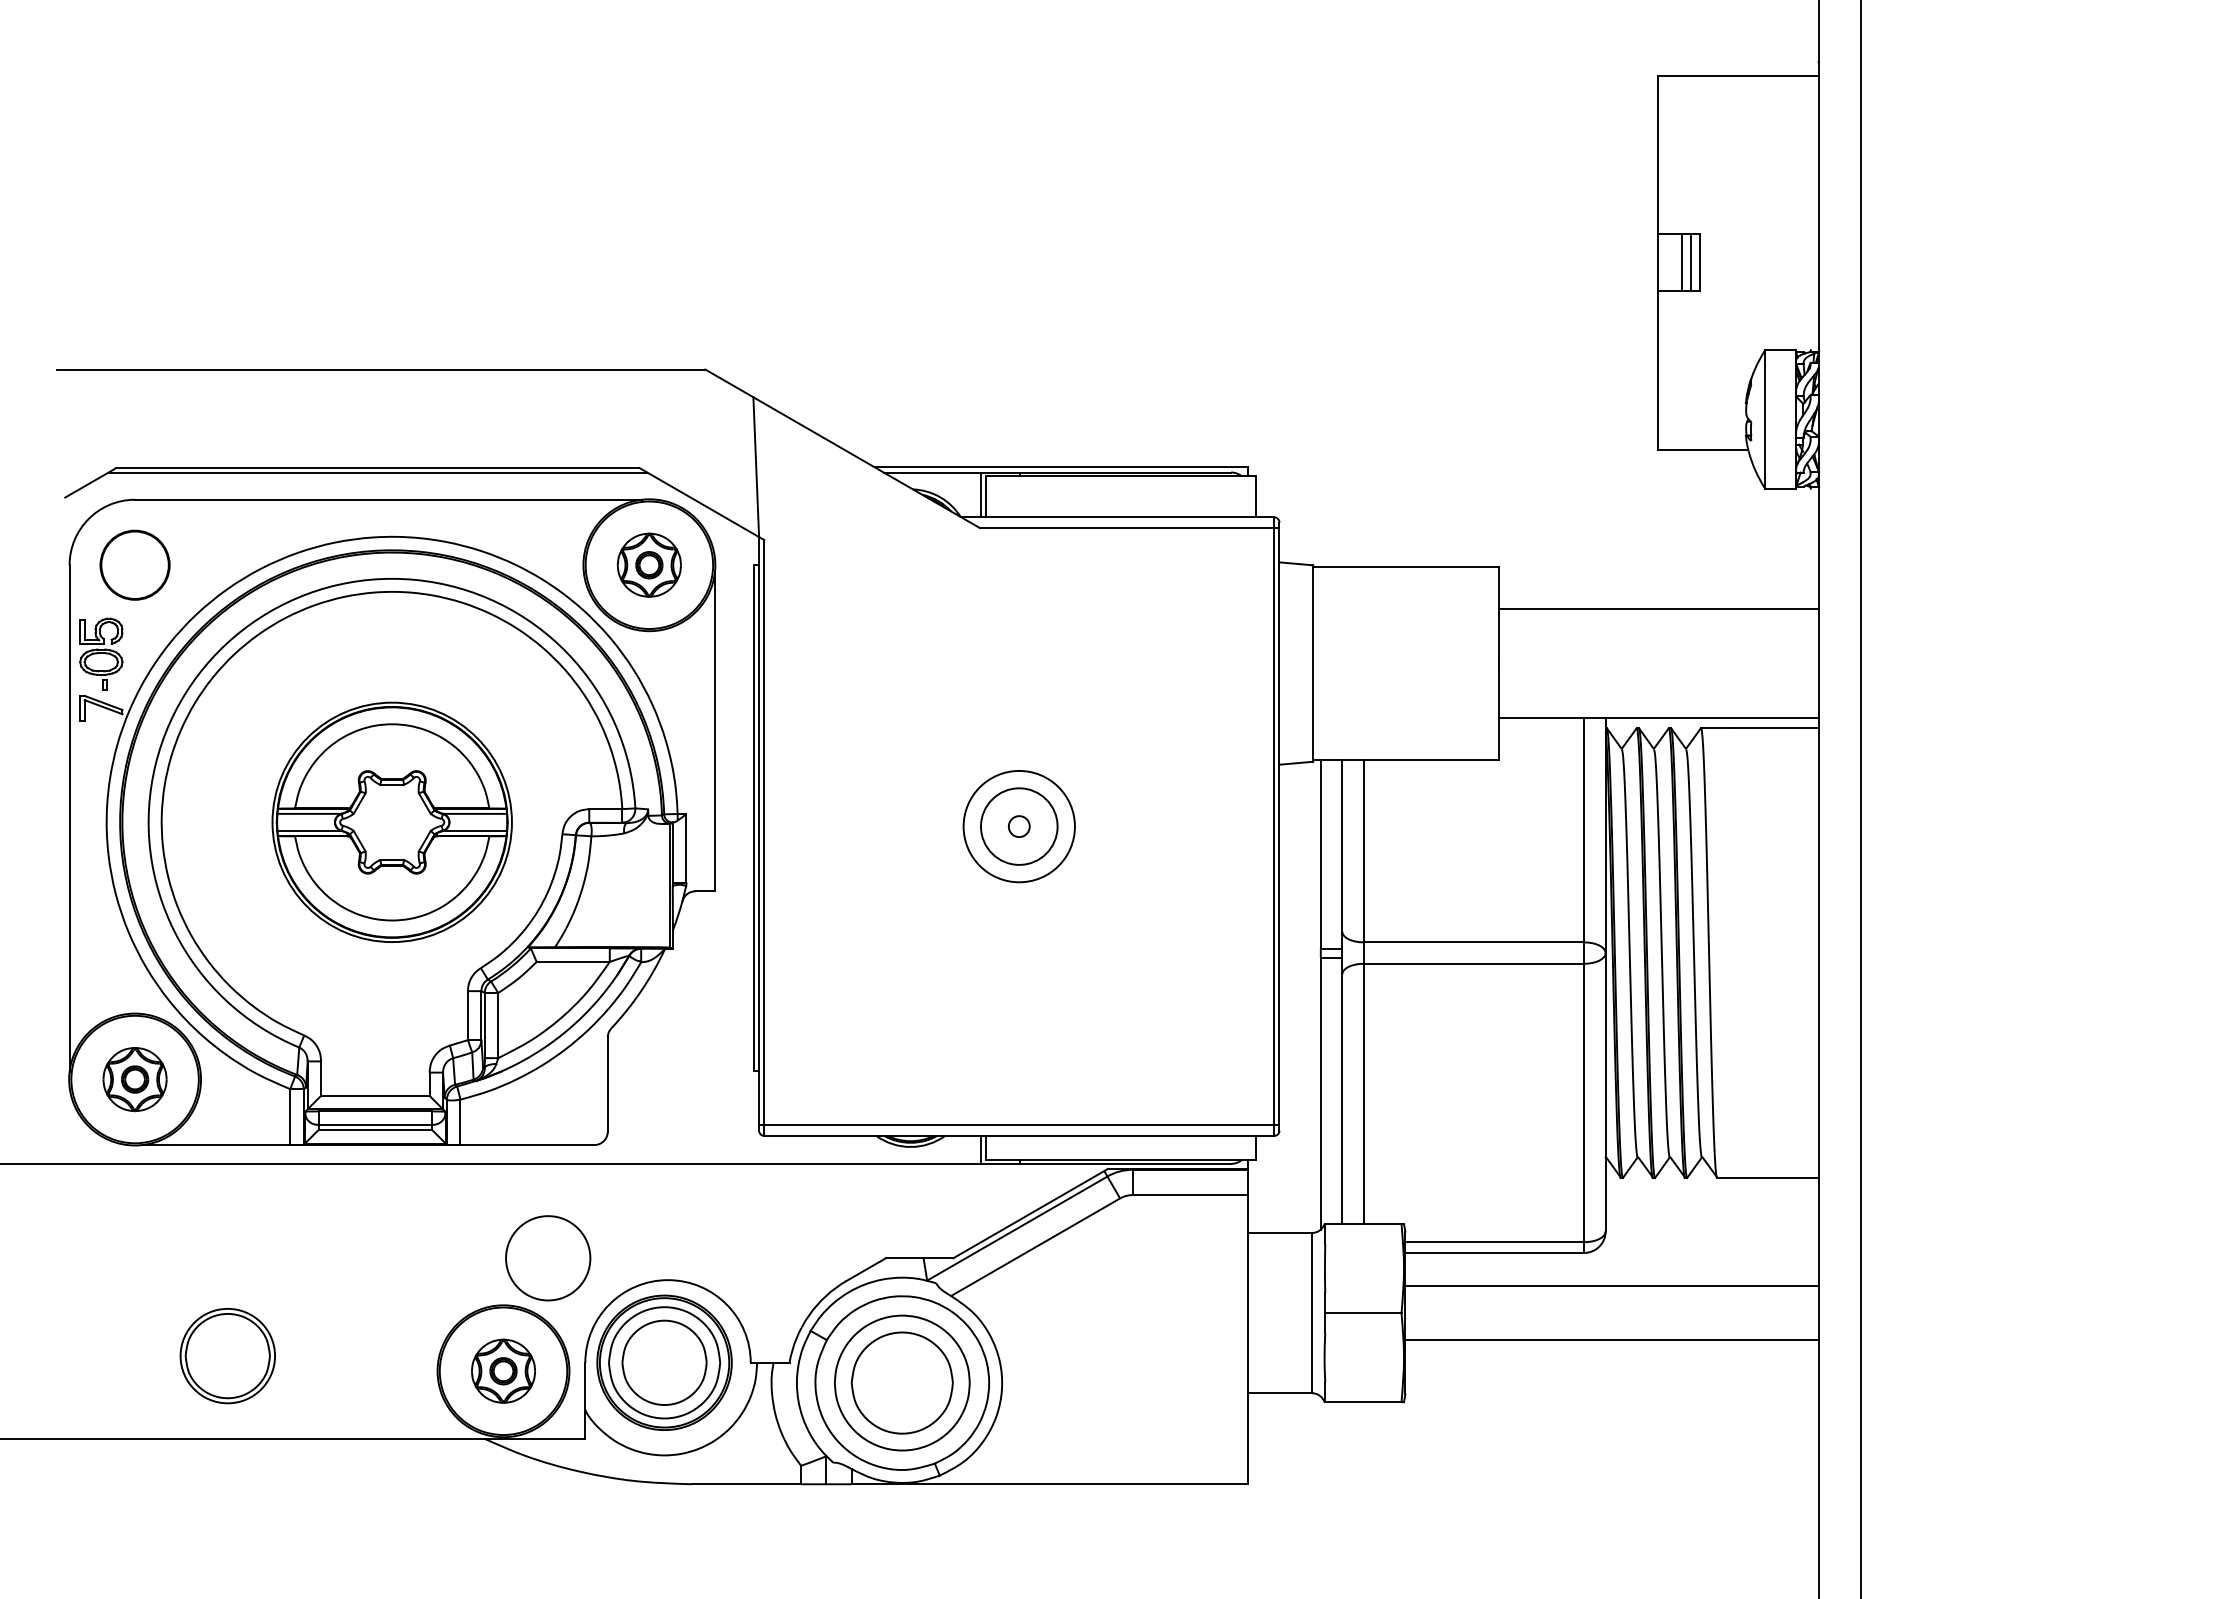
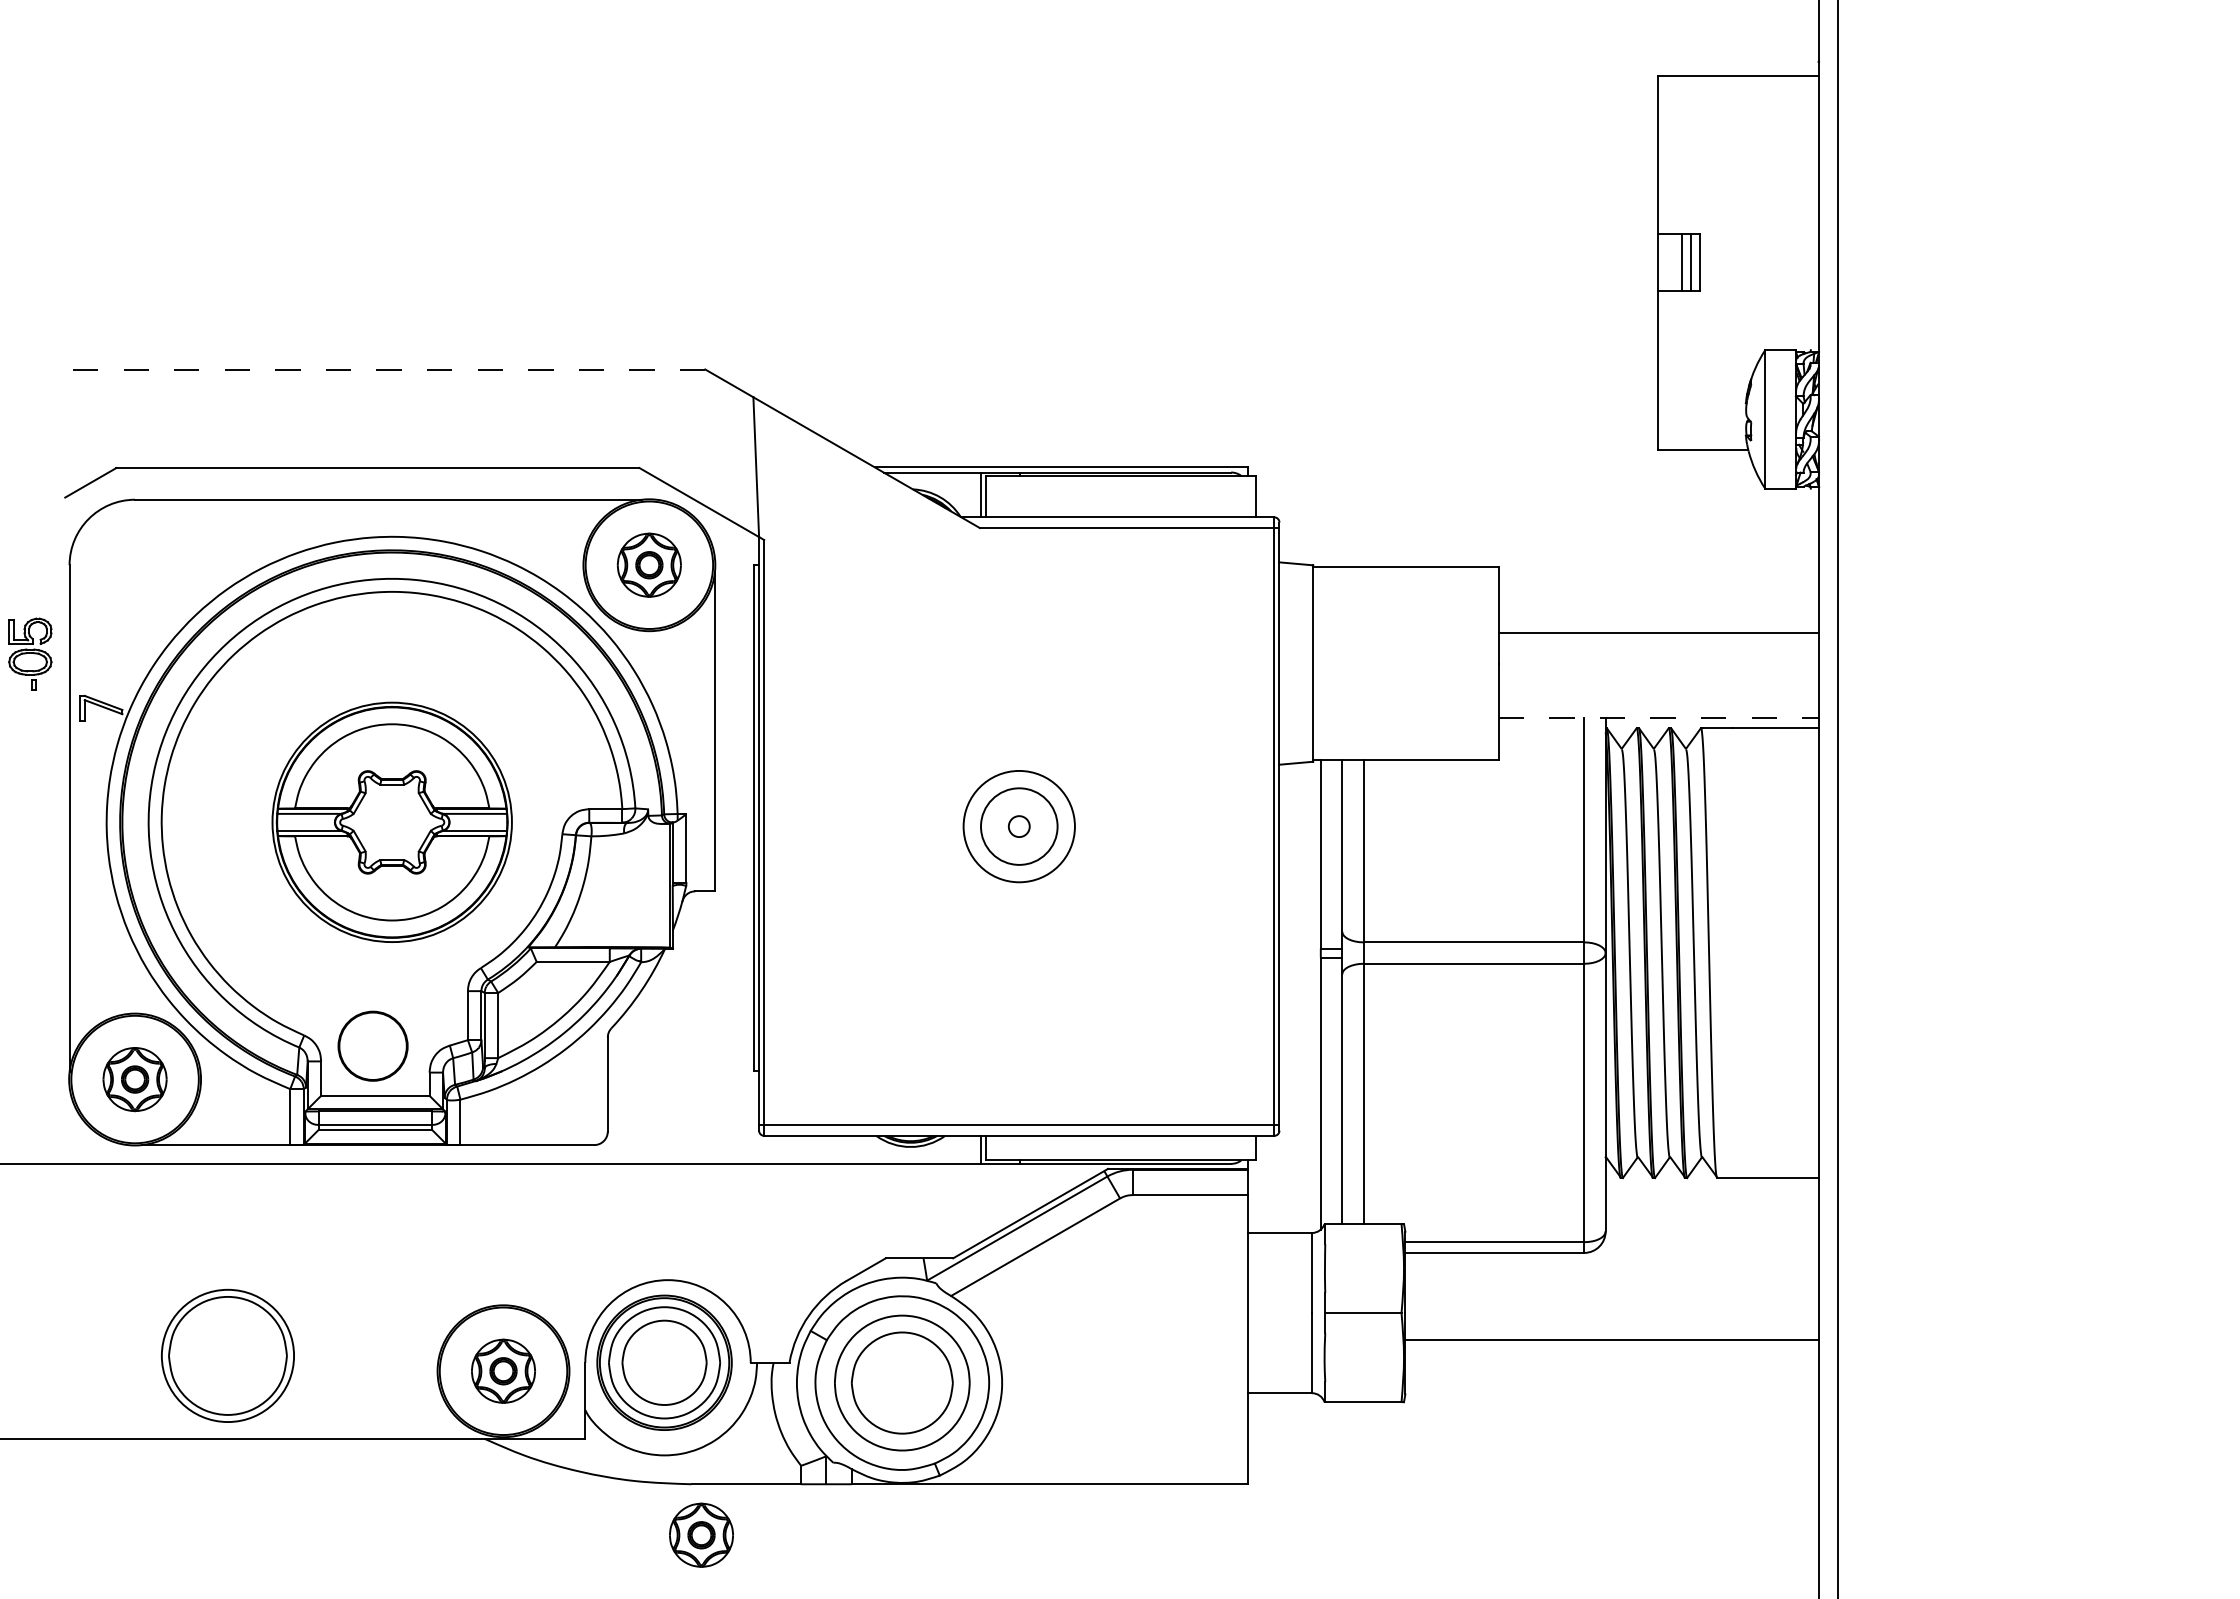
line: solid -> dashed (380, 369)
line: present -> none (377, 472)
circle position: (134, 564) -> (372, 1045) (372, 1045)
line position: (1658, 608) -> (1658, 632) (1658, 632)
part position: (101, 653) -> (30, 653) (30, 653)
line: solid -> dashed (1659, 718)
line position: (1860, 798) -> (1837, 798) (1837, 798)
circle: present -> none (548, 1258)
line: present -> none (1611, 1286)
part size: 97x97 px -> 134x135 px (227, 1355)
part: none -> present (701, 1534)
